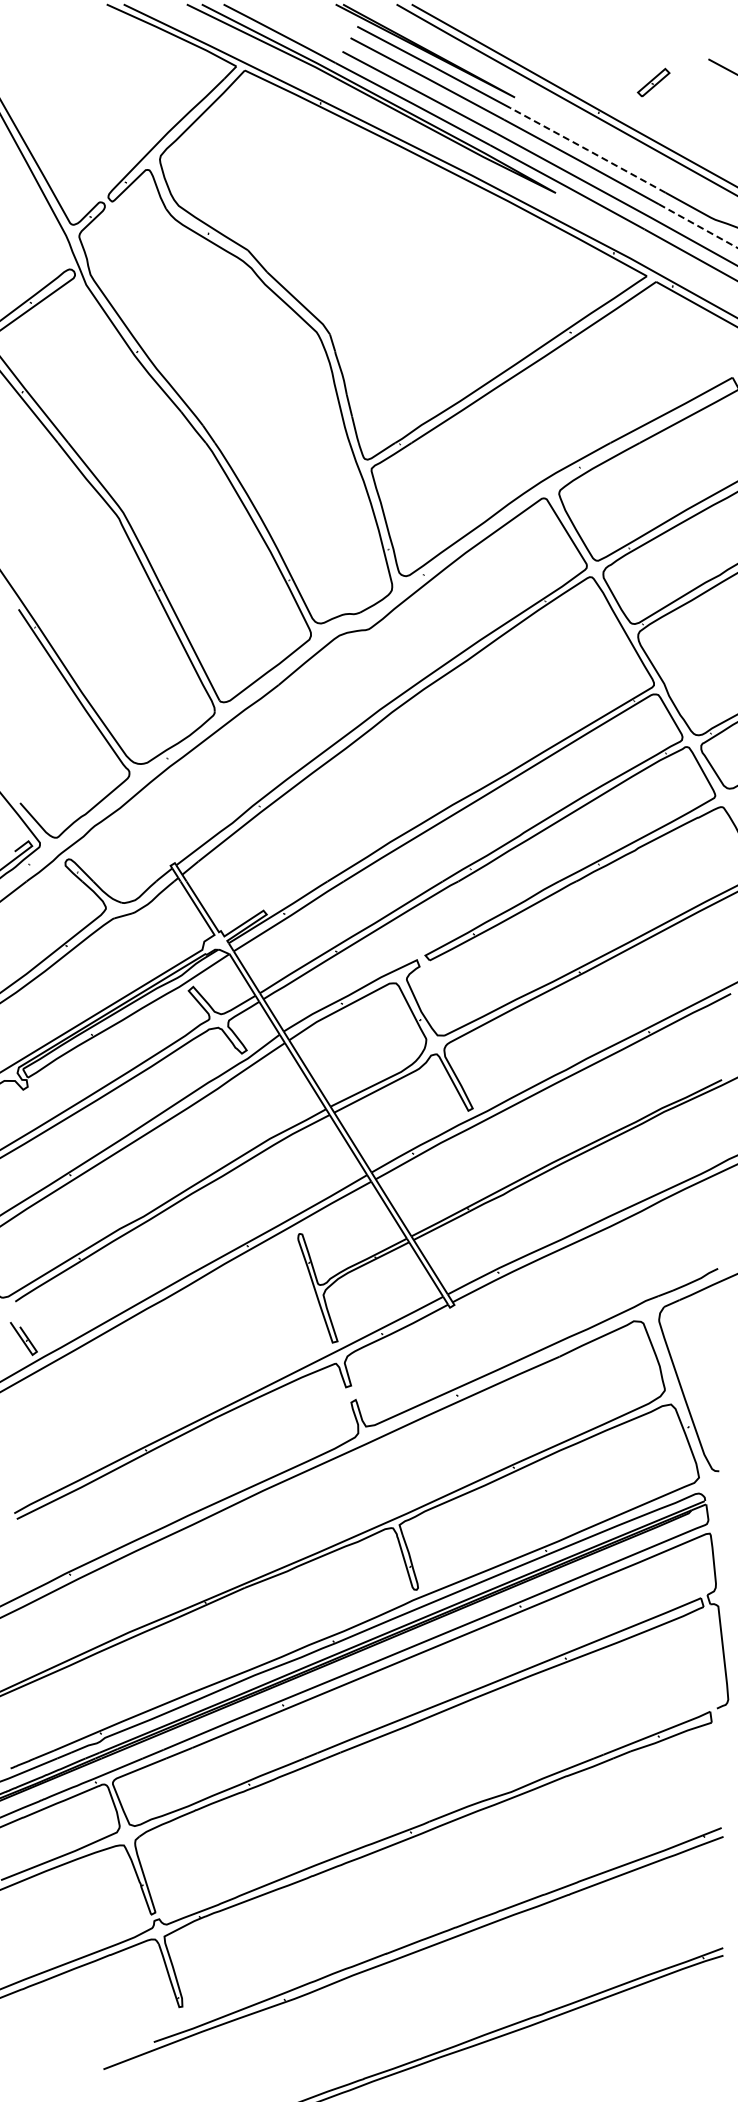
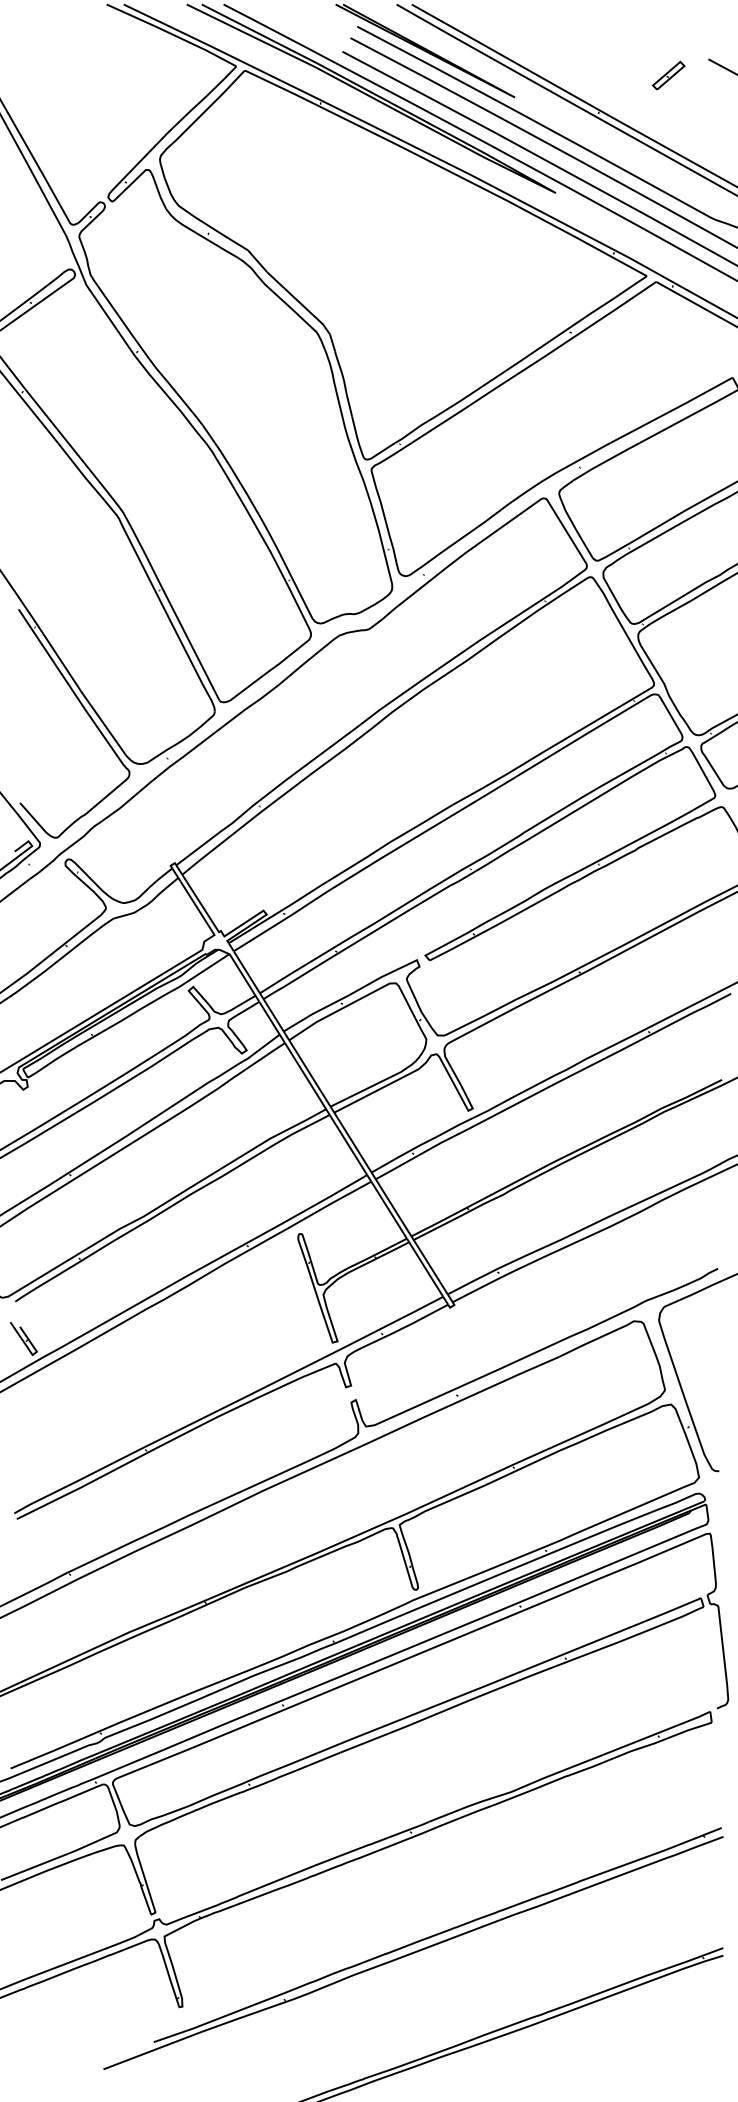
part position: (653, 82) -> (668, 75) (668, 75)
line: dashed -> solid (587, 150)
line: dashed -> solid (698, 226)
